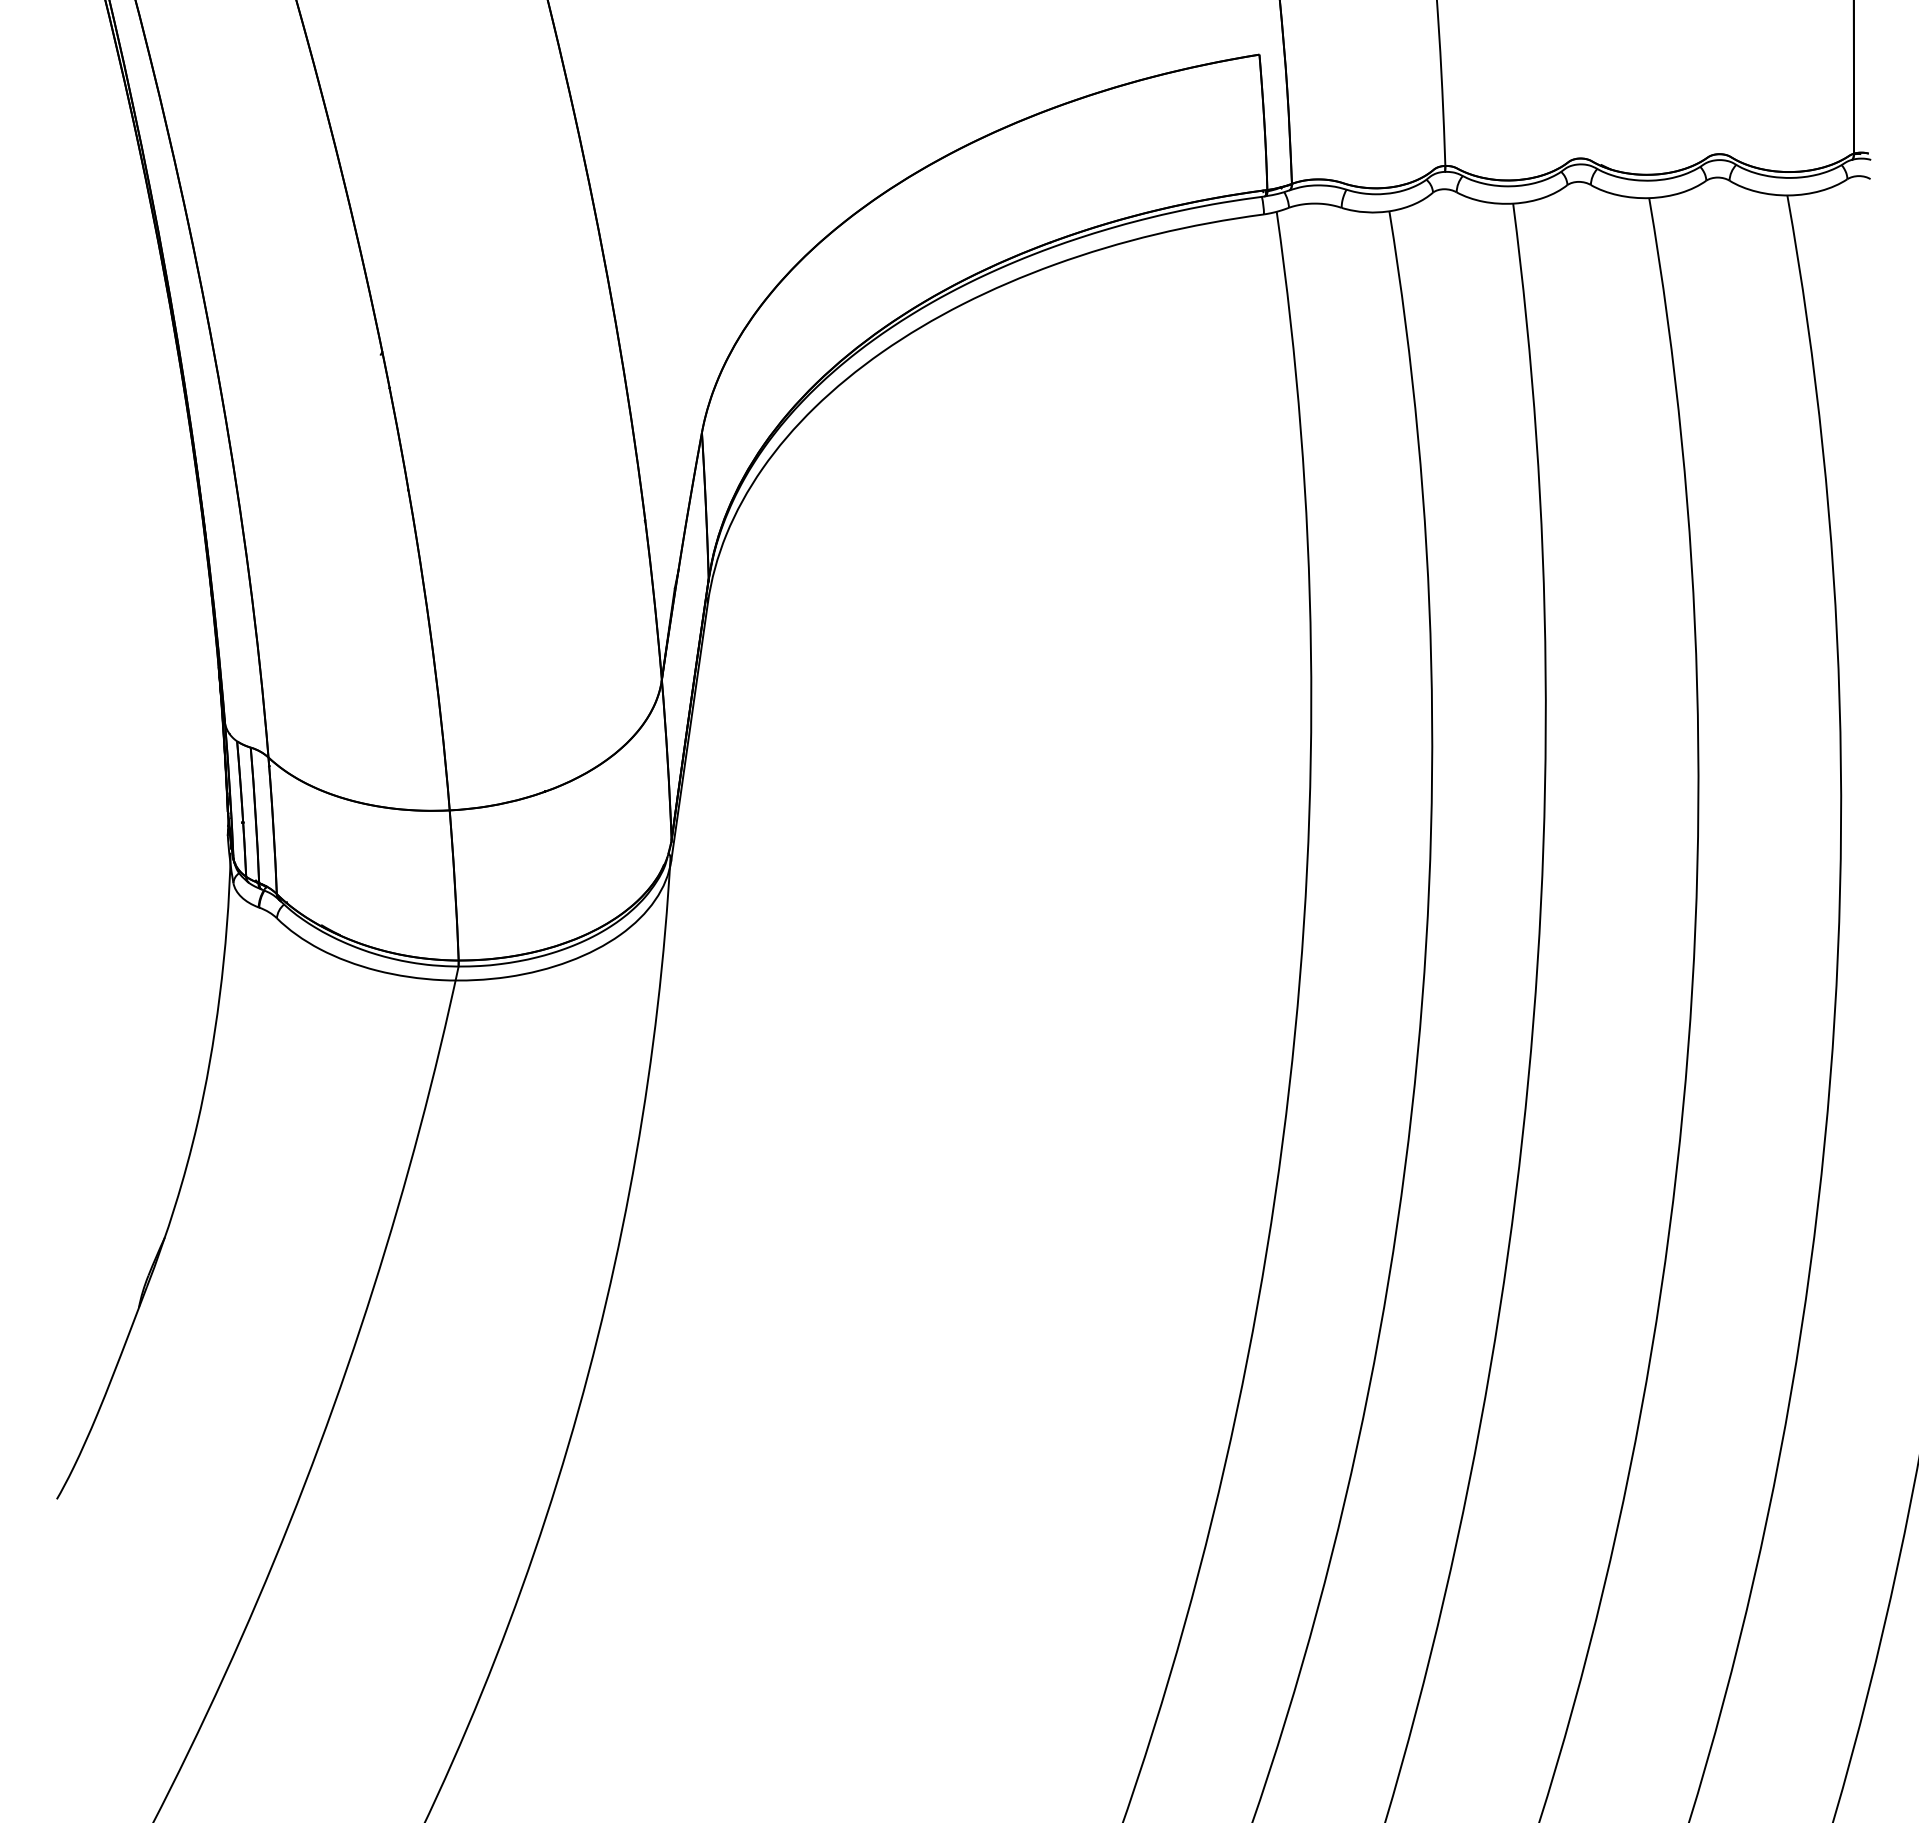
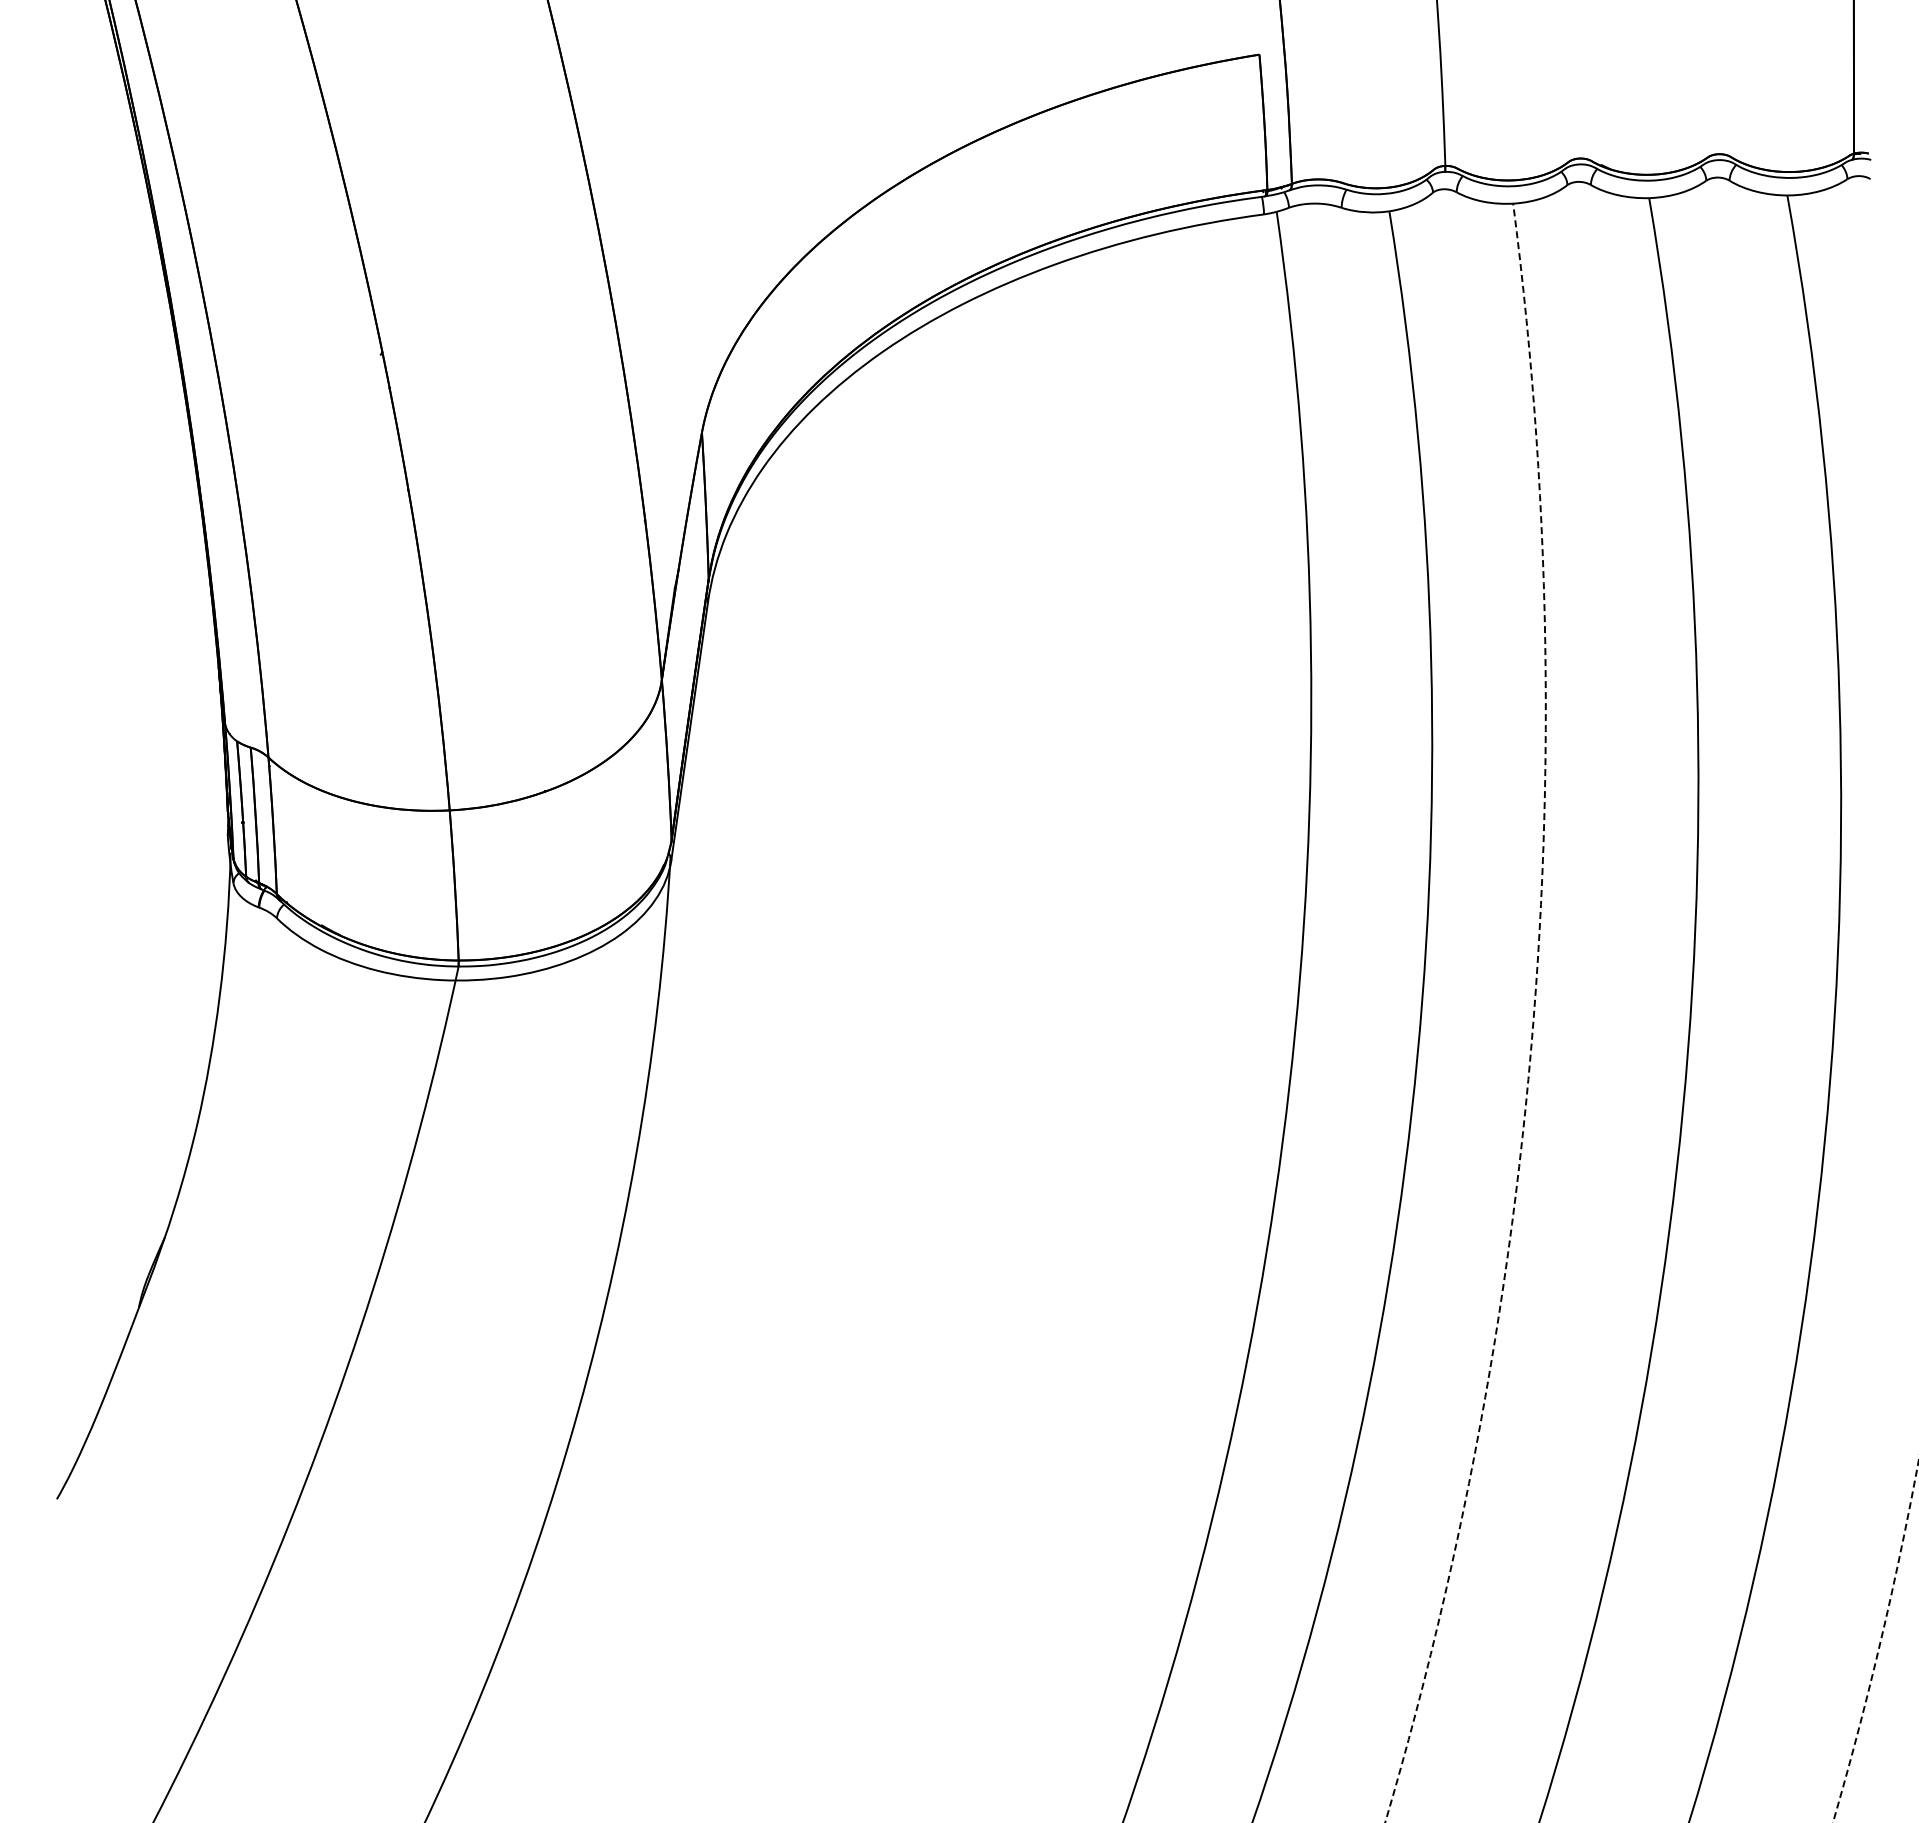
arc: solid -> dashed (1533, 1020)
arc: solid -> dashed (1880, 1641)
